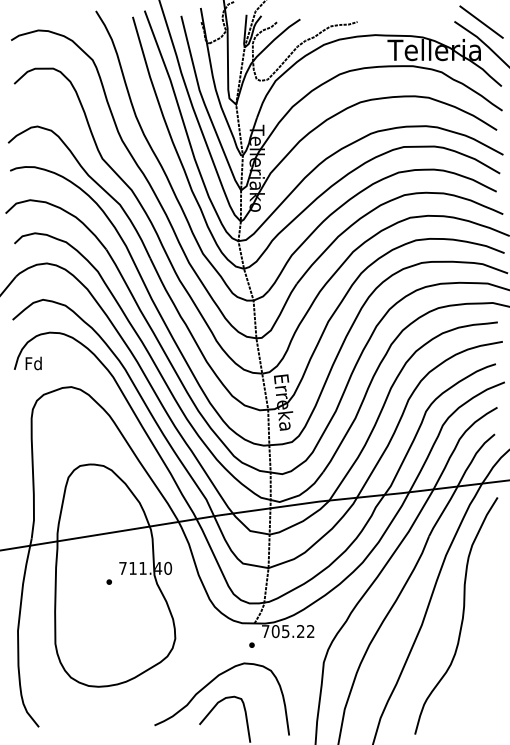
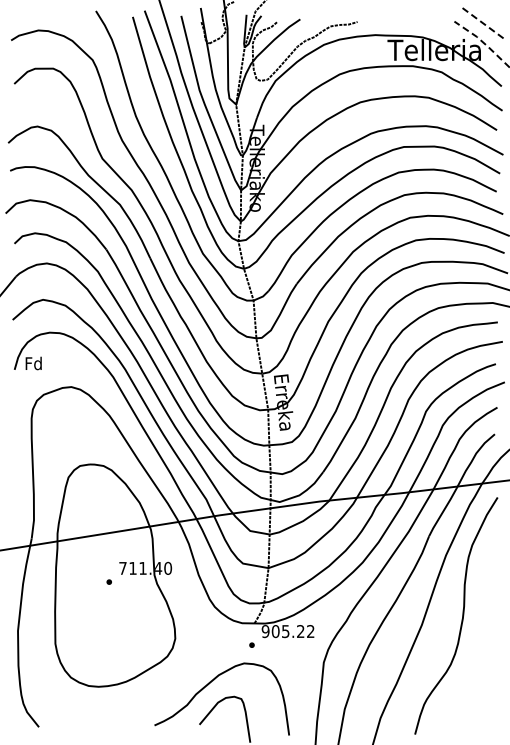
line: solid -> dashed (481, 21)
line: solid -> dashed (483, 42)
text: 705.22 -> 905.22 (265, 631)
